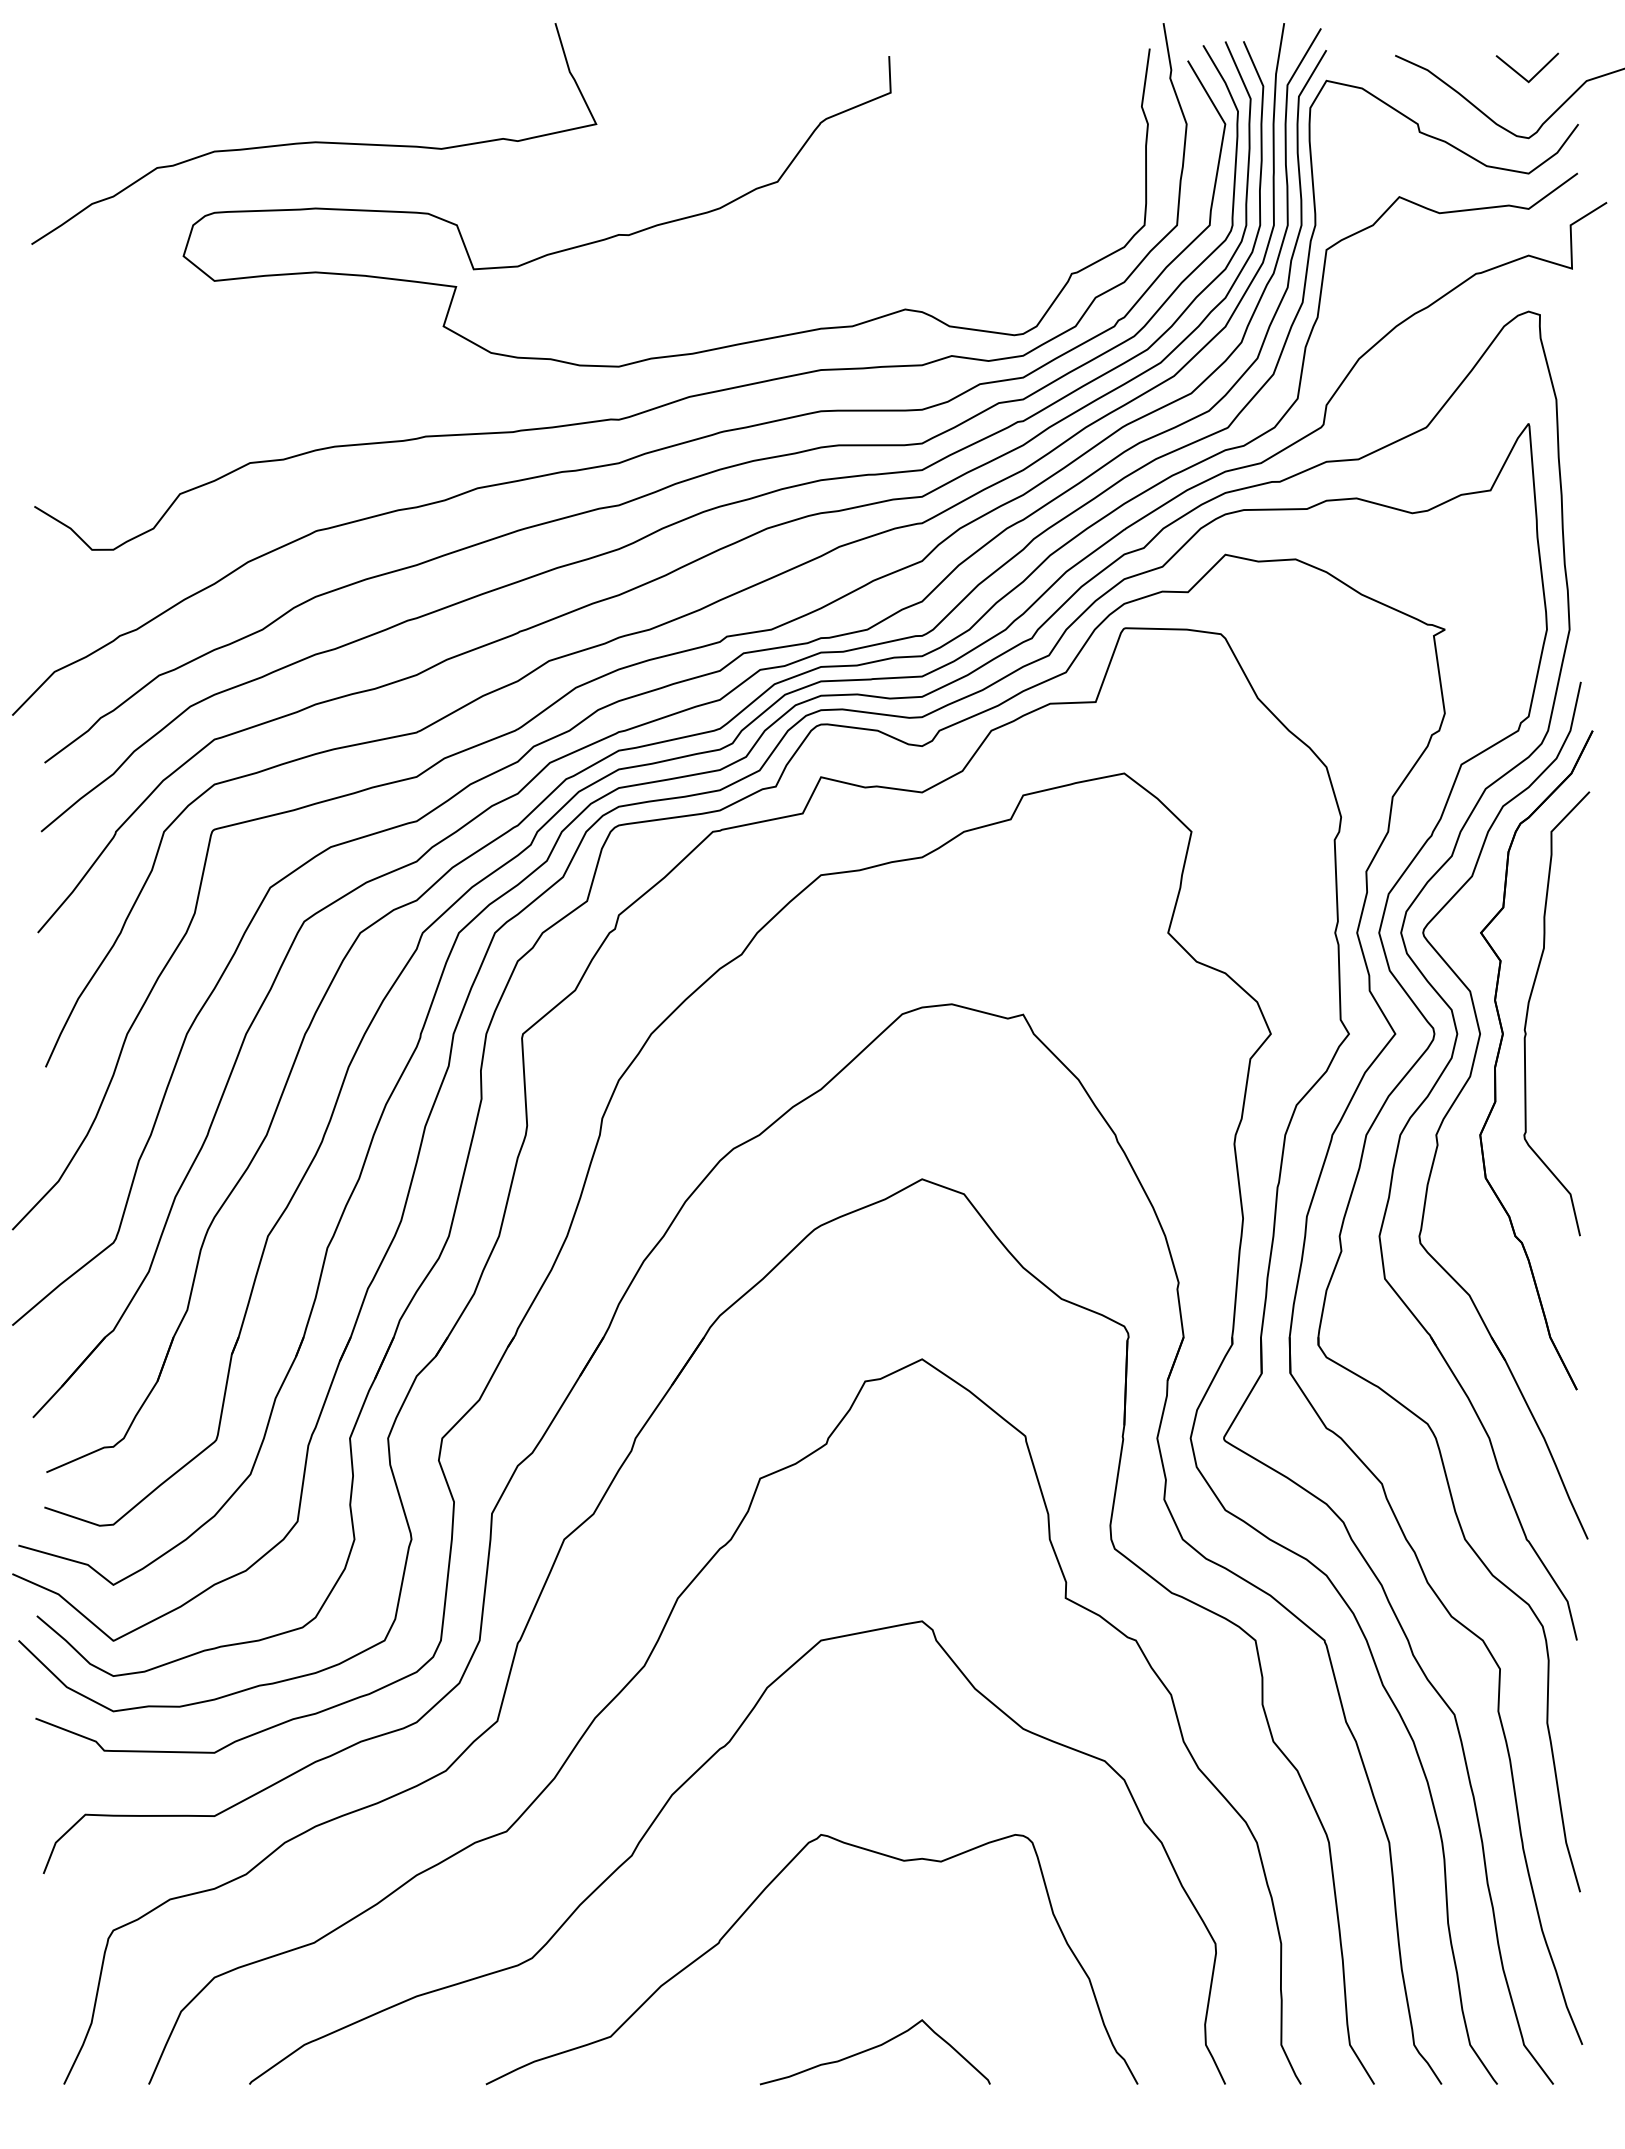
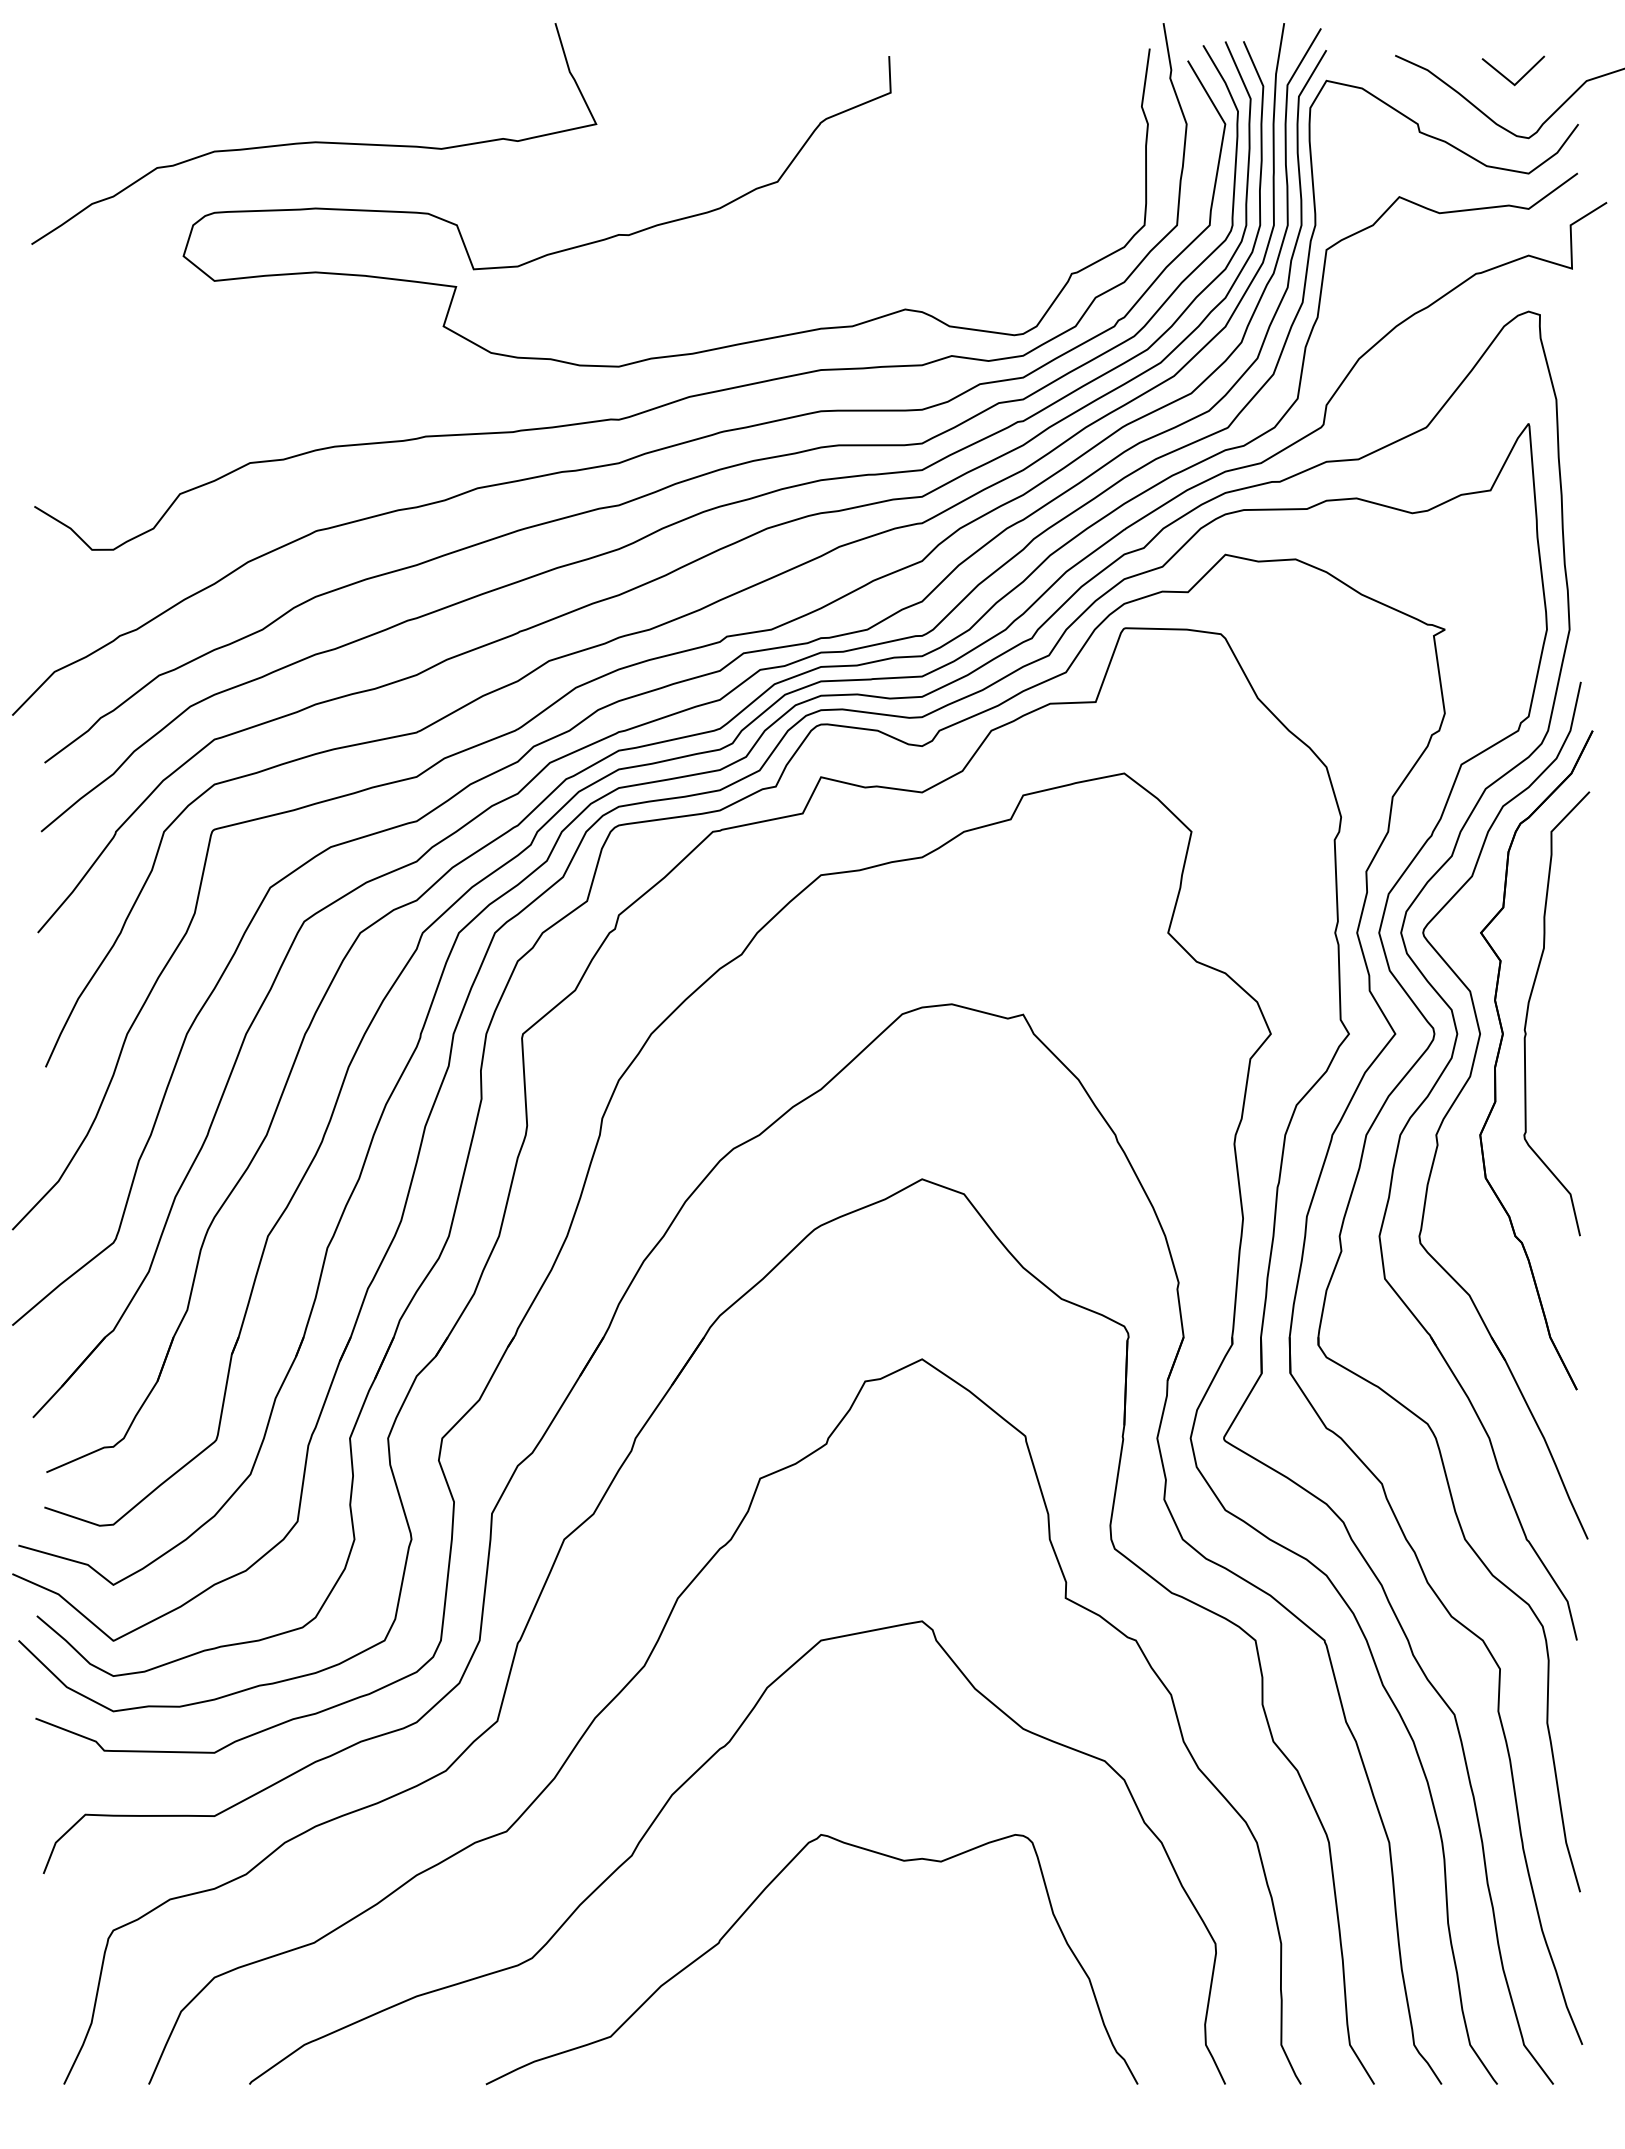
line position: (1522, 75) -> (1508, 78) (1508, 78)
curve: present -> none (872, 2049)
